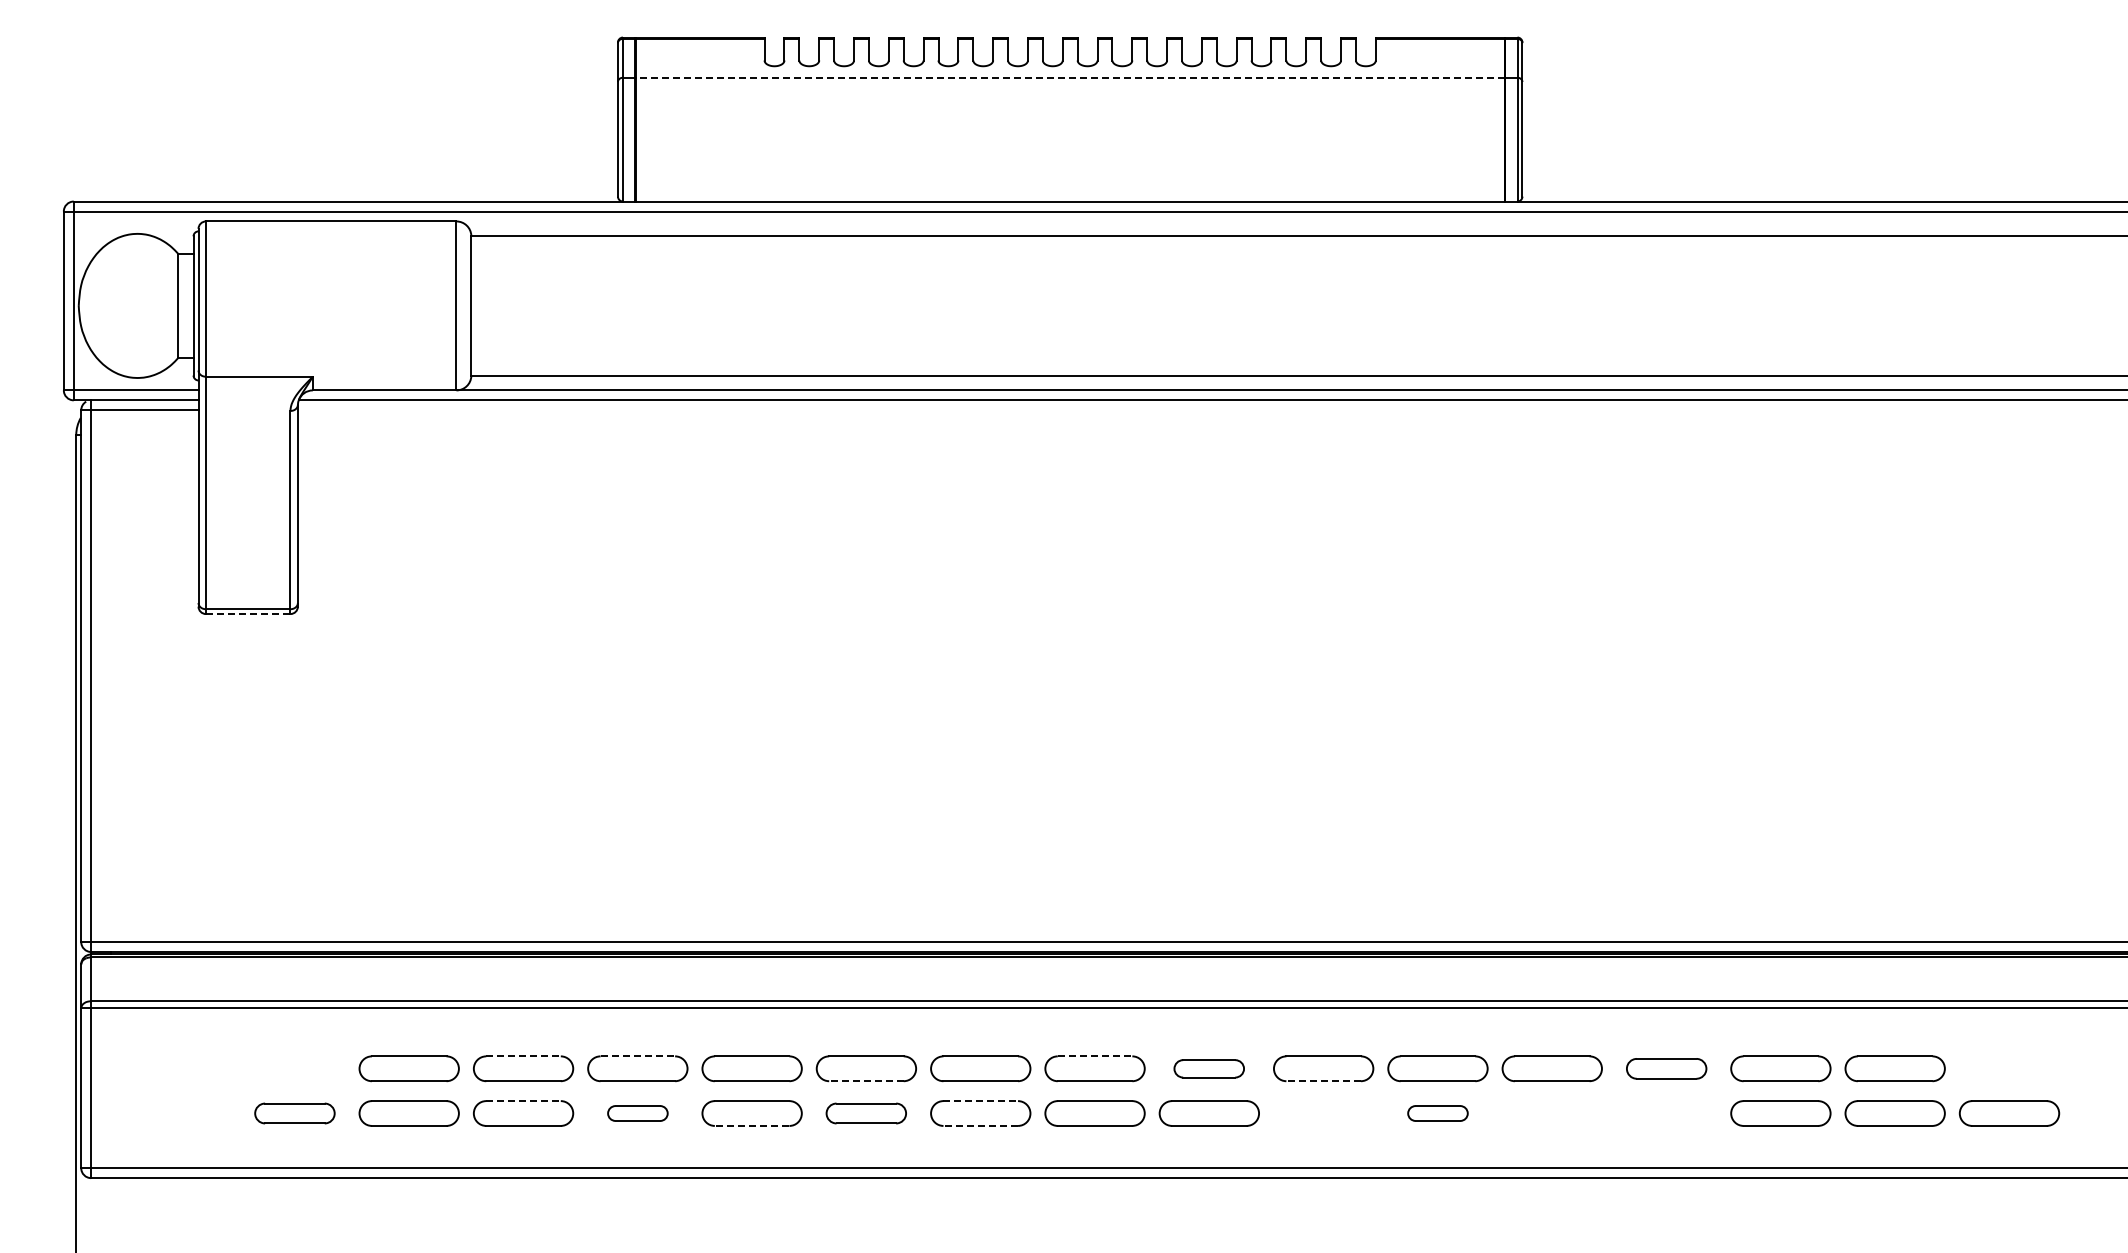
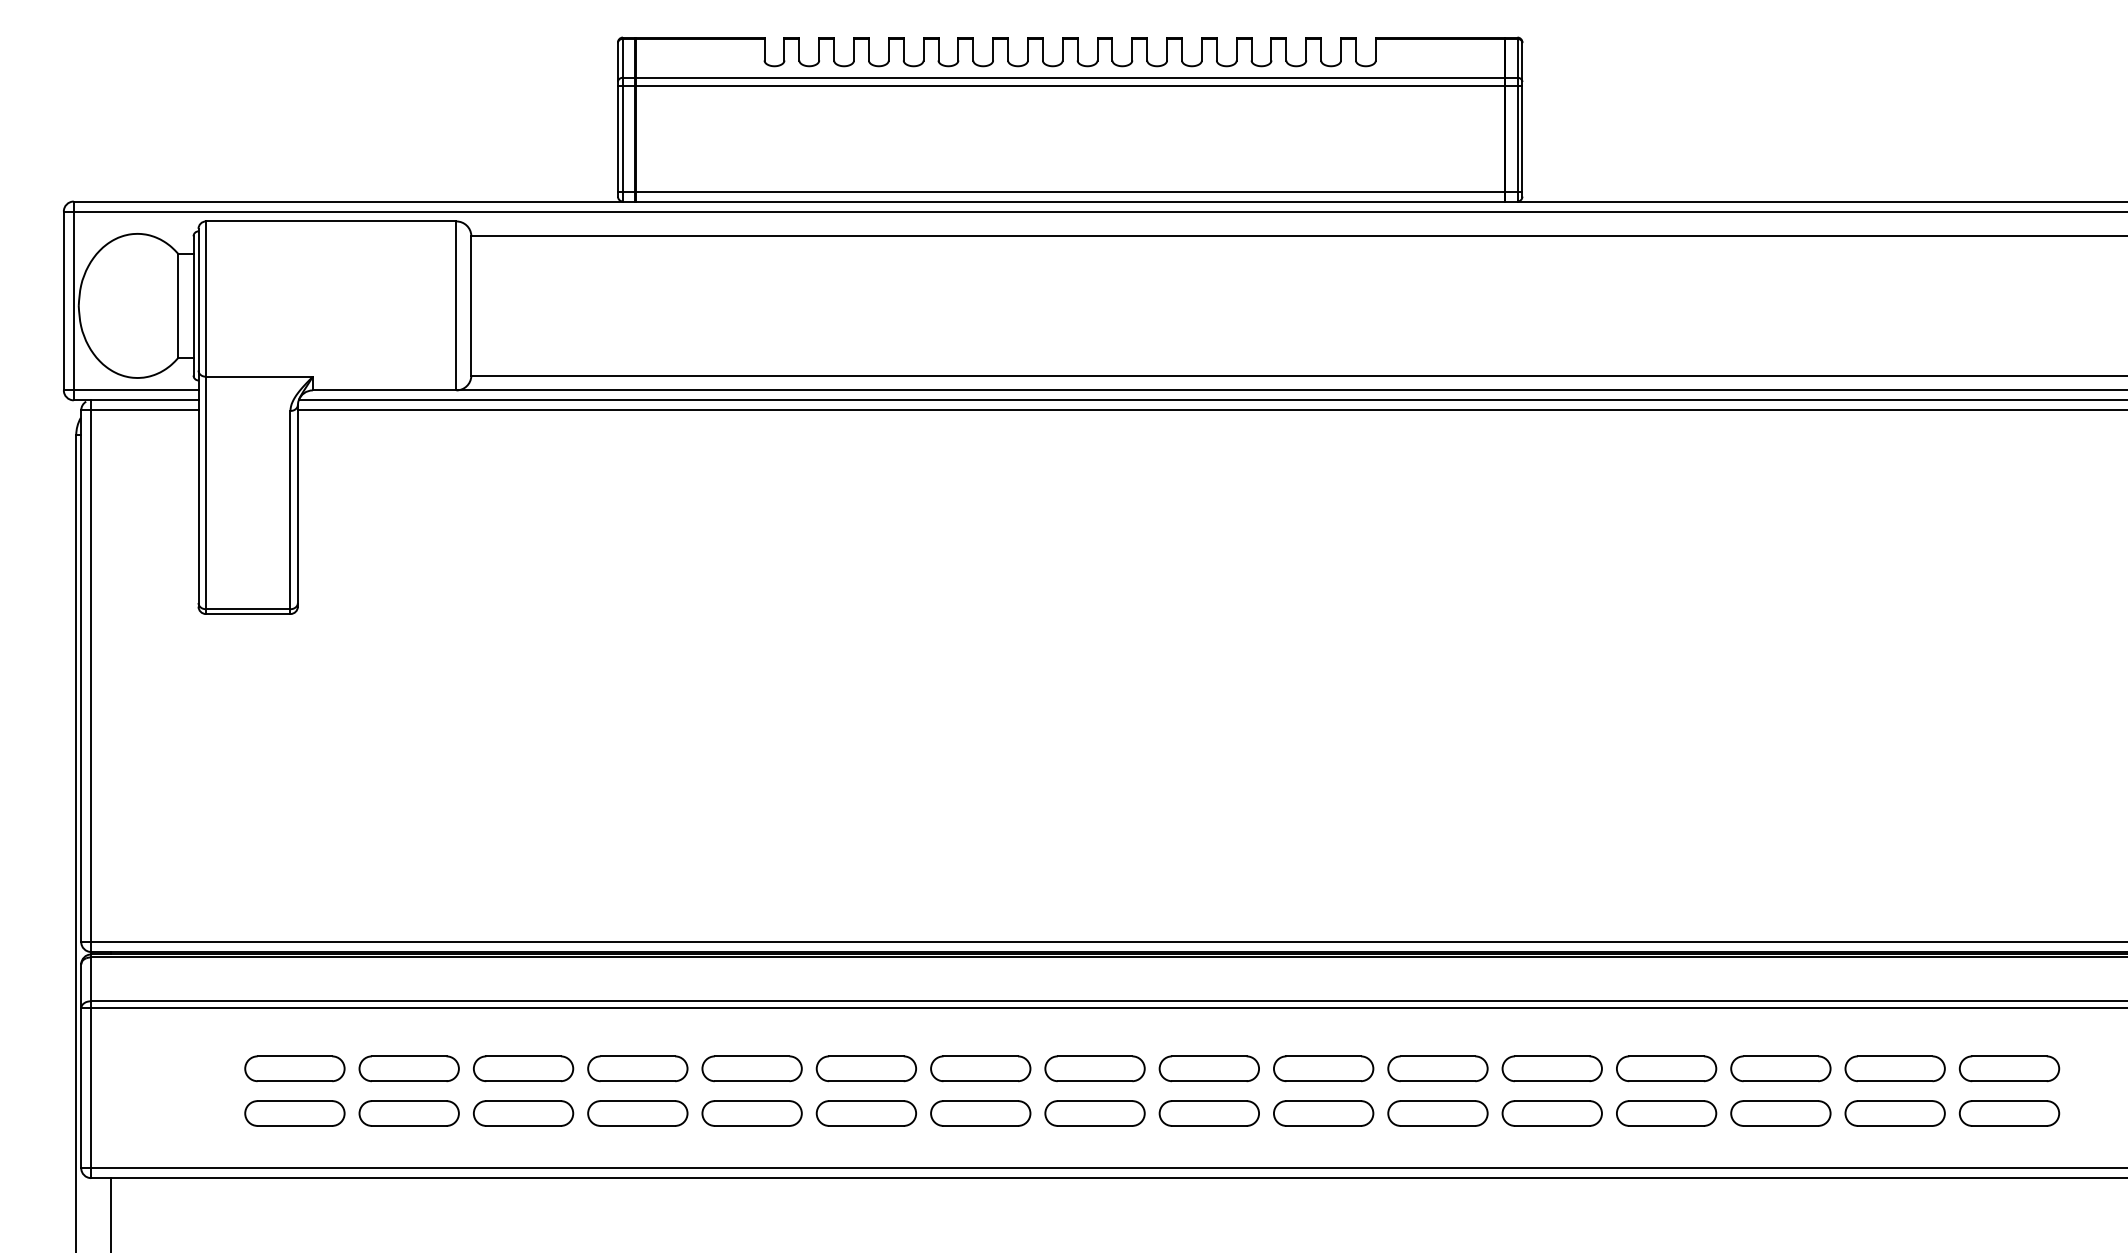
line: dashed -> solid (1069, 77)
line: none -> present (1069, 86)
line: none -> present (1069, 191)
line: none -> present (1210, 410)
line: dashed -> solid (247, 614)
line: dashed -> solid (524, 1056)
line: dashed -> solid (638, 1056)
line: dashed -> solid (1095, 1056)
part: none -> present (294, 1068)
part size: 72x20 px -> 102x28 px (1208, 1068)
part size: 82x22 px -> 102x28 px (1666, 1068)
part: none -> present (2009, 1068)
line: dashed -> solid (865, 1081)
line: dashed -> solid (1323, 1081)
line: dashed -> solid (524, 1101)
line: dashed -> solid (981, 1101)
part size: 82x23 px -> 102x27 px (294, 1113)
part size: 62x17 px -> 102x27 px (637, 1113)
part size: 82x23 px -> 102x27 px (865, 1113)
part: none -> present (1323, 1113)
part size: 62x17 px -> 102x27 px (1437, 1113)
part: none -> present (1551, 1113)
part: none -> present (1666, 1113)
line: dashed -> solid (751, 1125)
line: dashed -> solid (980, 1125)
line: none -> present (111, 1213)
